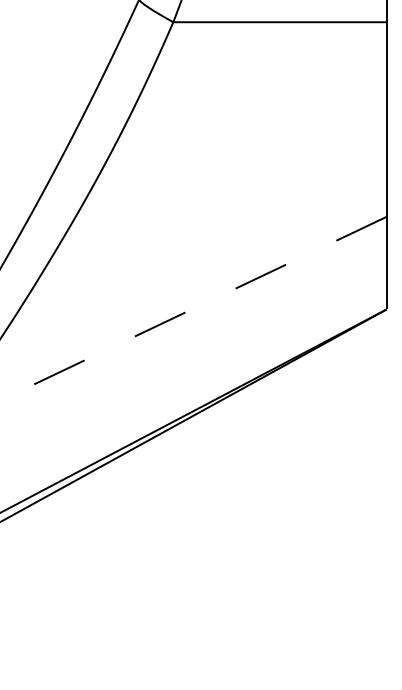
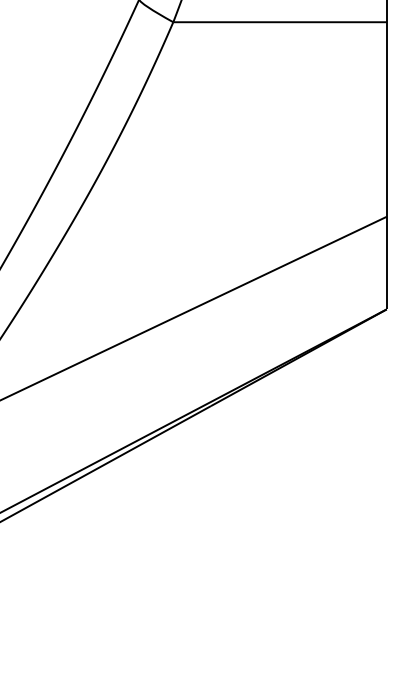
line: dashed -> solid (193, 308)
